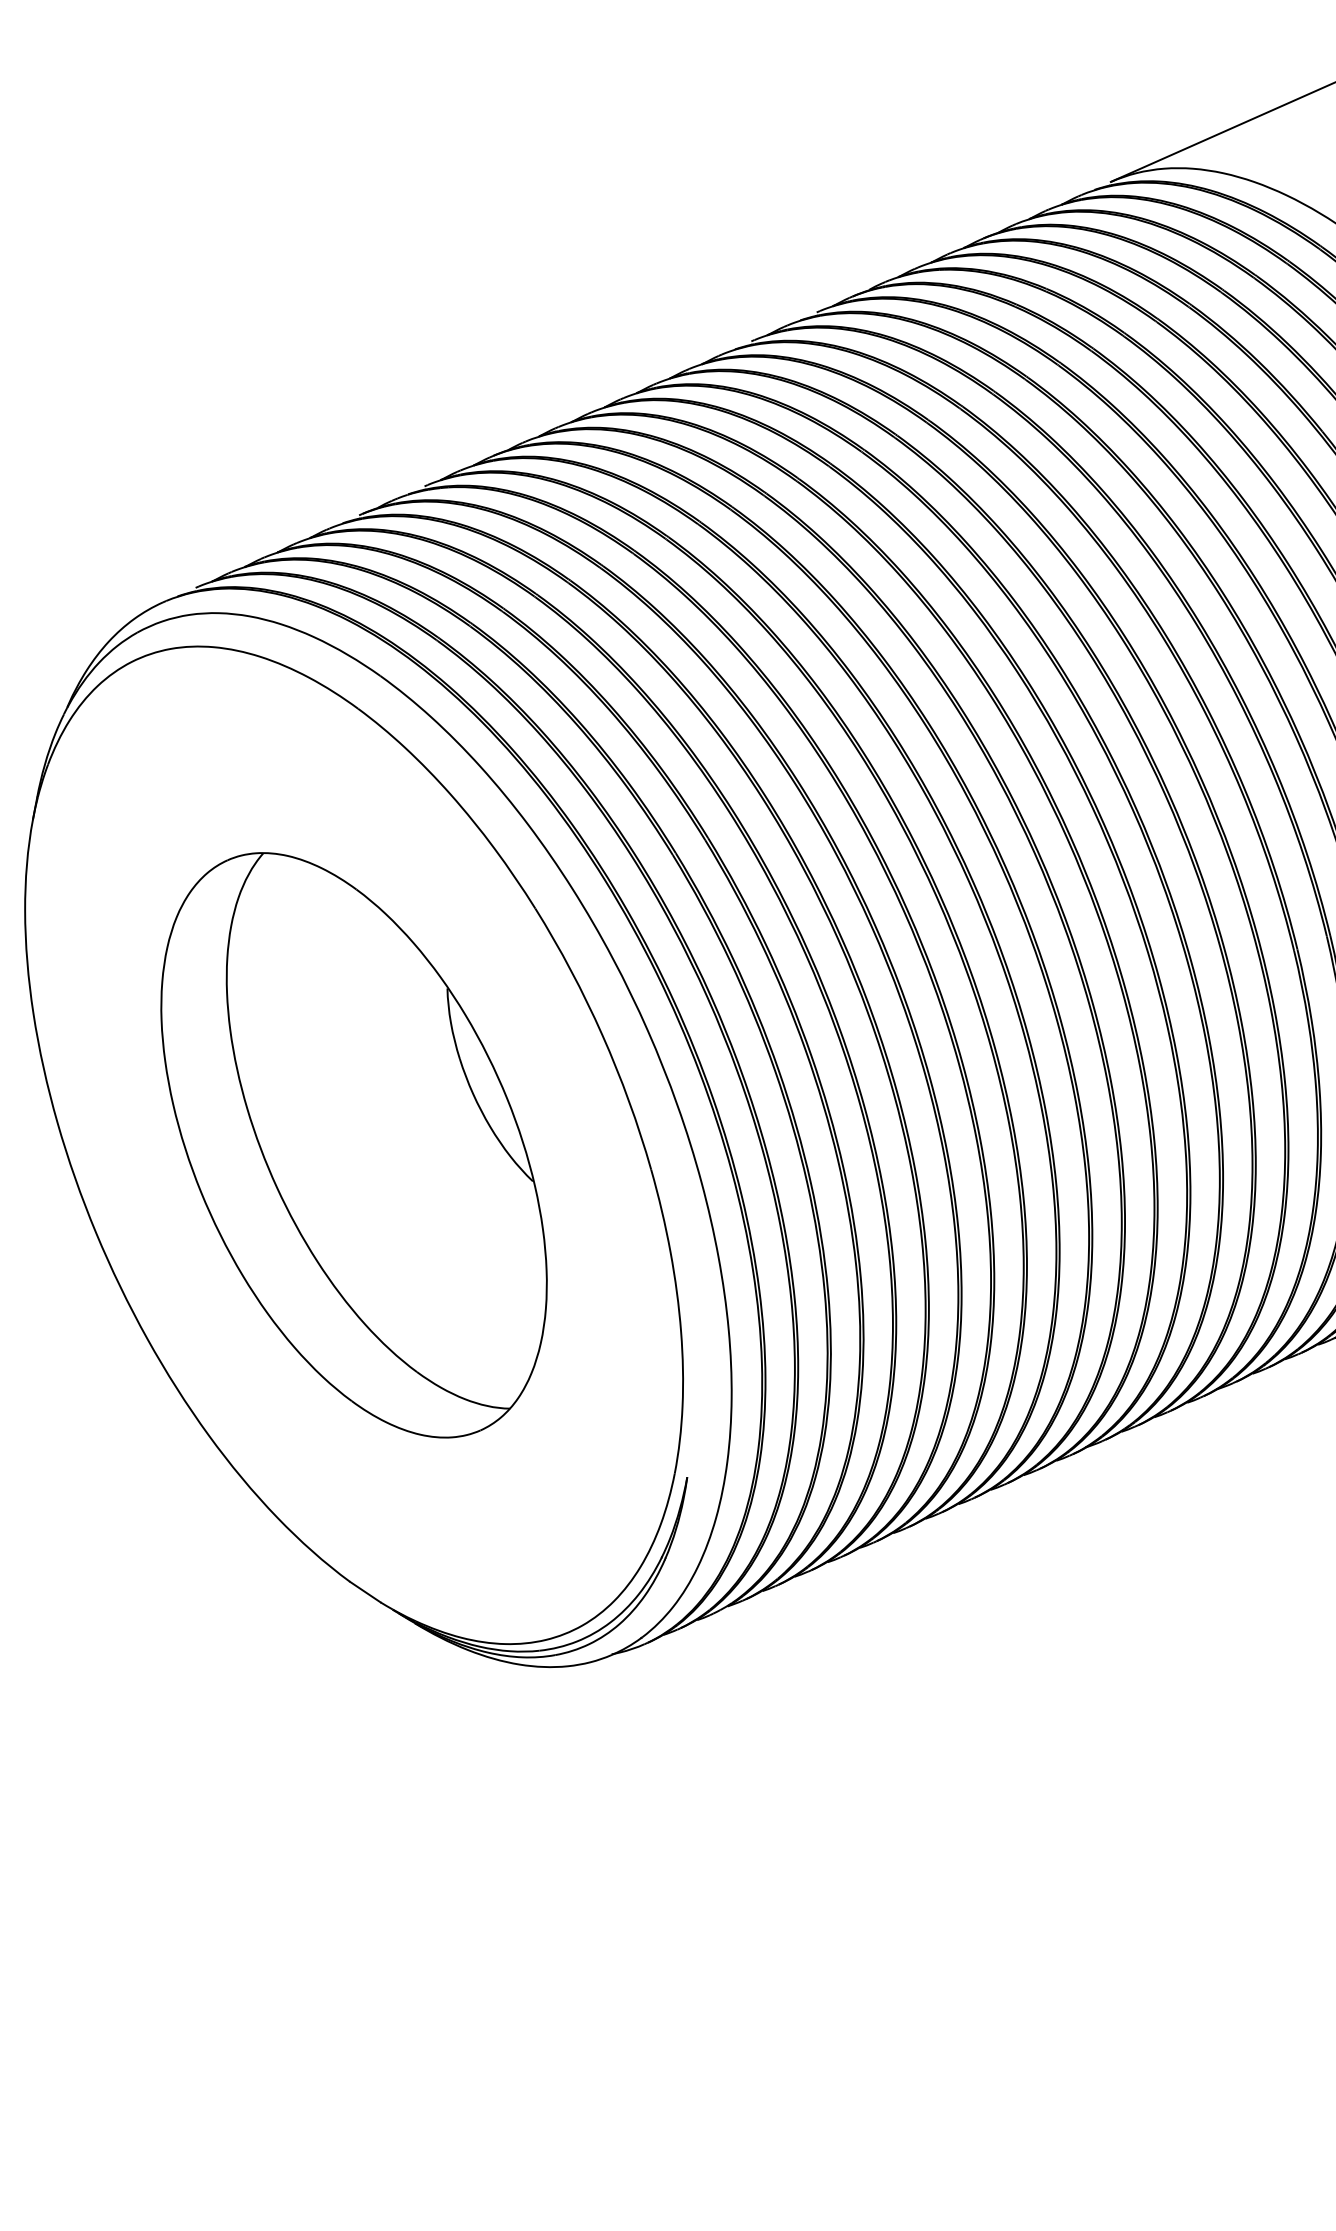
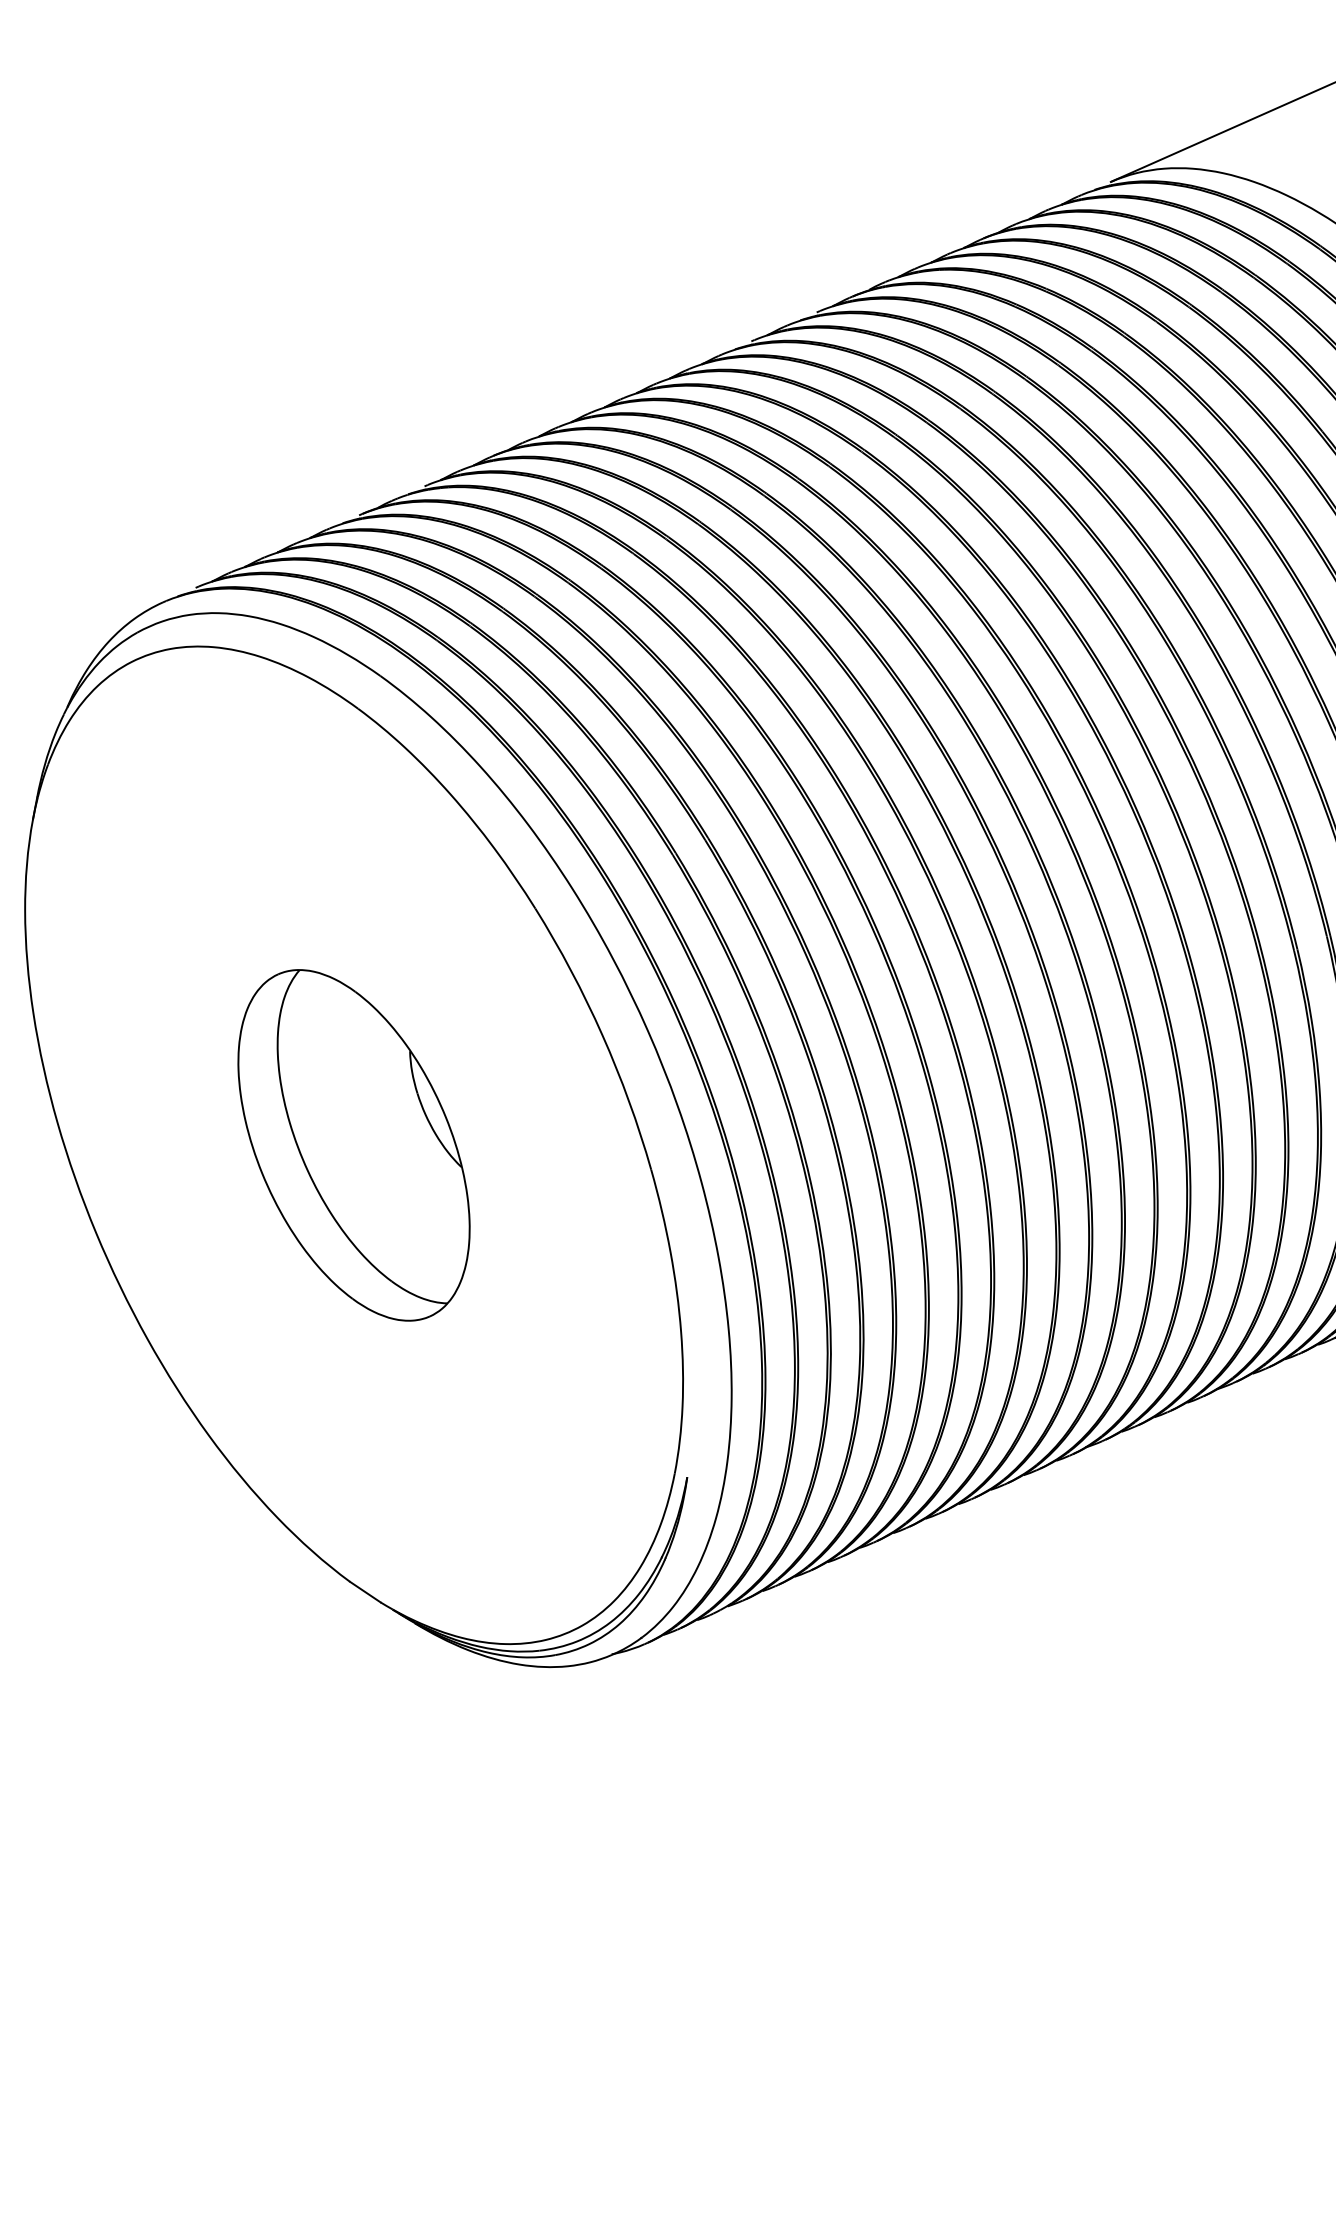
part size: 388x587 px -> 234x353 px (353, 1145)
